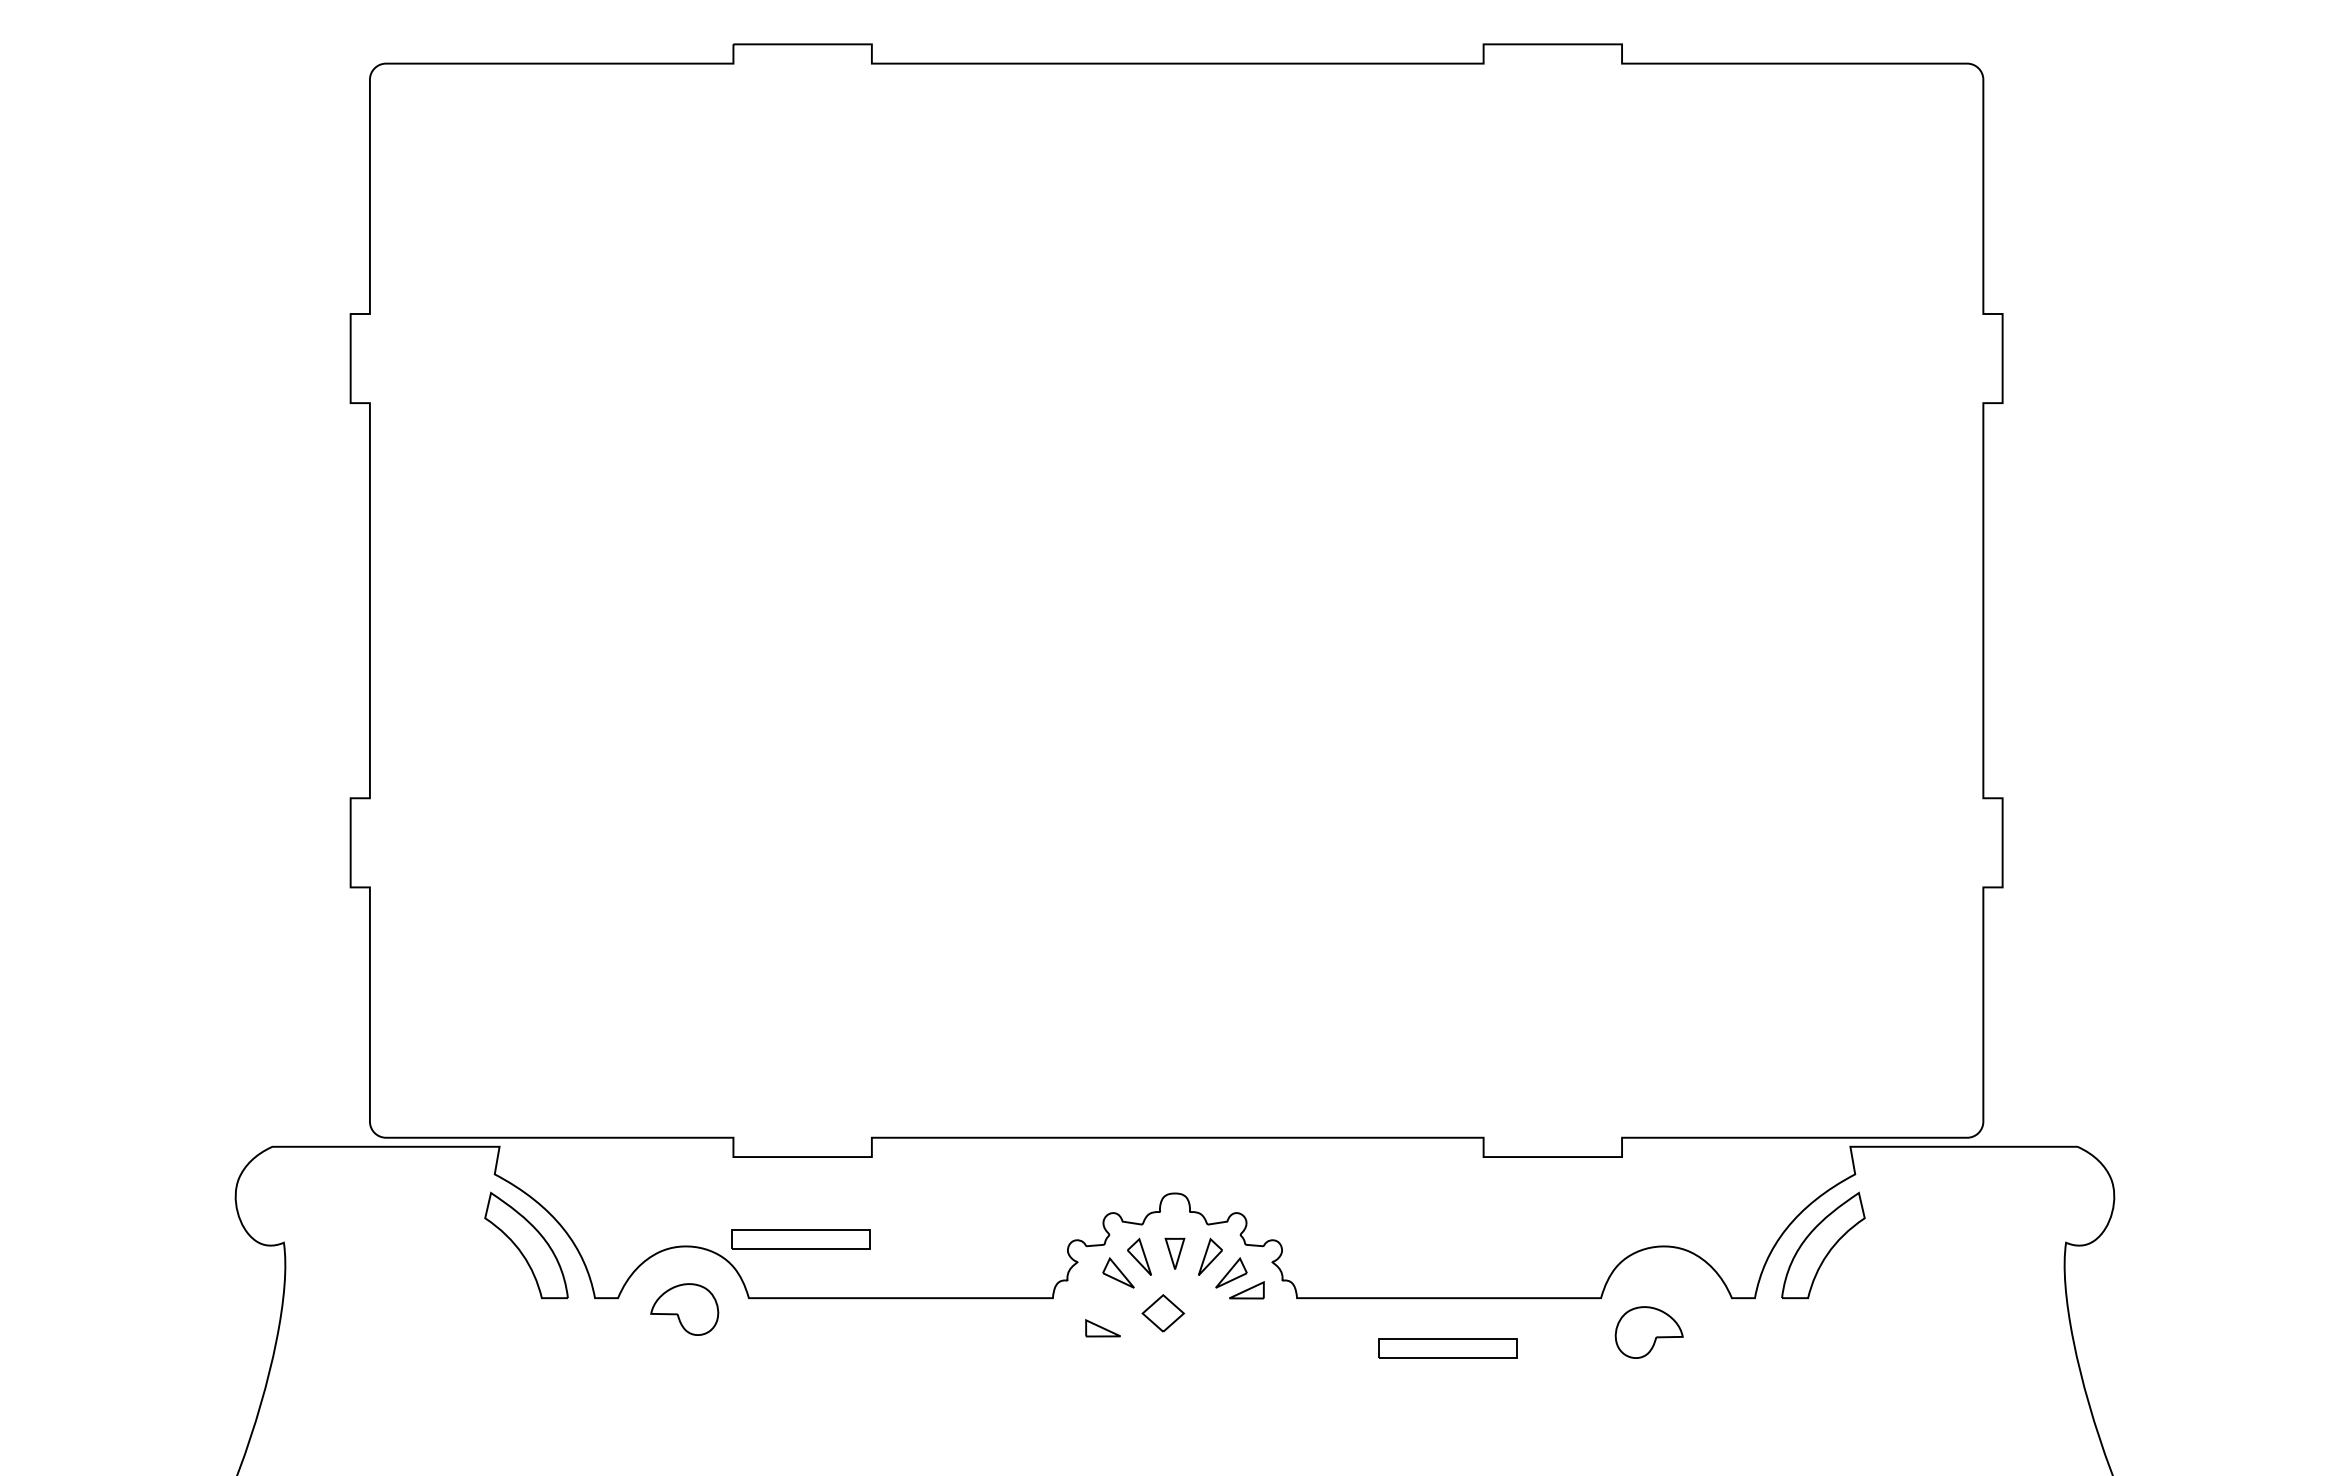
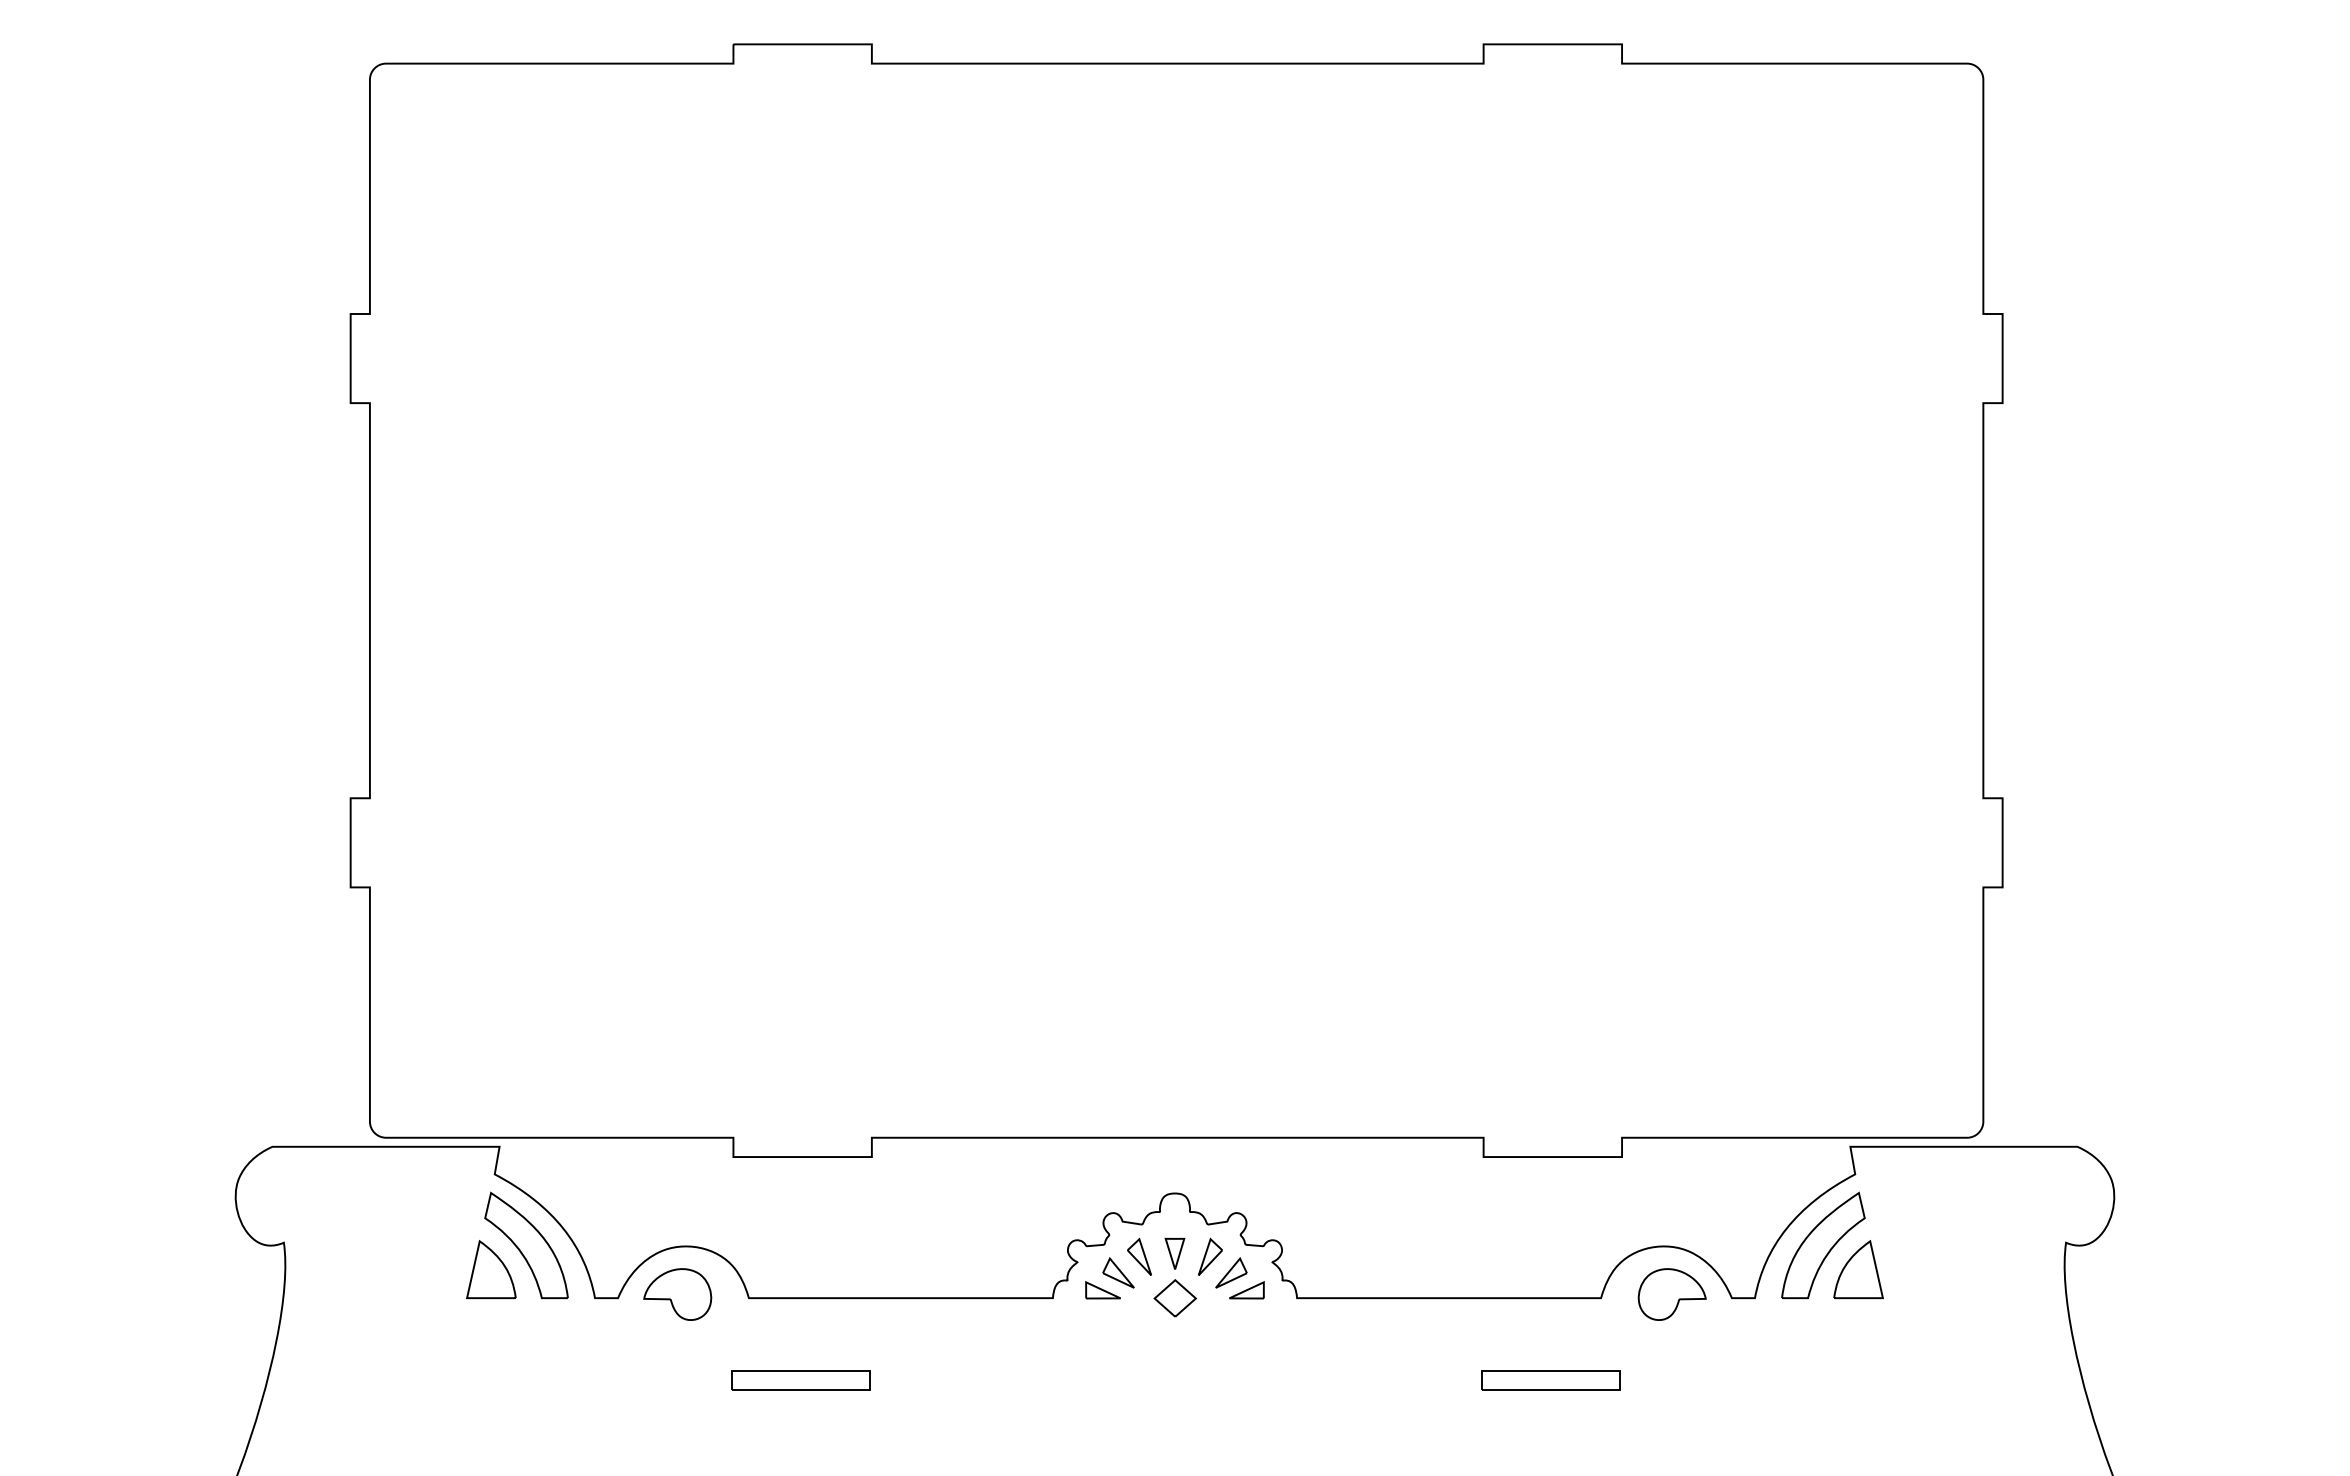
part position: (800, 1239) -> (800, 1380) (800, 1380)
part: none -> present (491, 1269)
part: none -> present (1858, 1269)
part position: (684, 1309) -> (677, 1294) (677, 1294)
part position: (1163, 1313) -> (1175, 1298) (1175, 1298)
part position: (1102, 1328) -> (1102, 1290) (1102, 1290)
part position: (1648, 1332) -> (1671, 1294) (1671, 1294)
part position: (1447, 1348) -> (1550, 1380) (1550, 1380)
